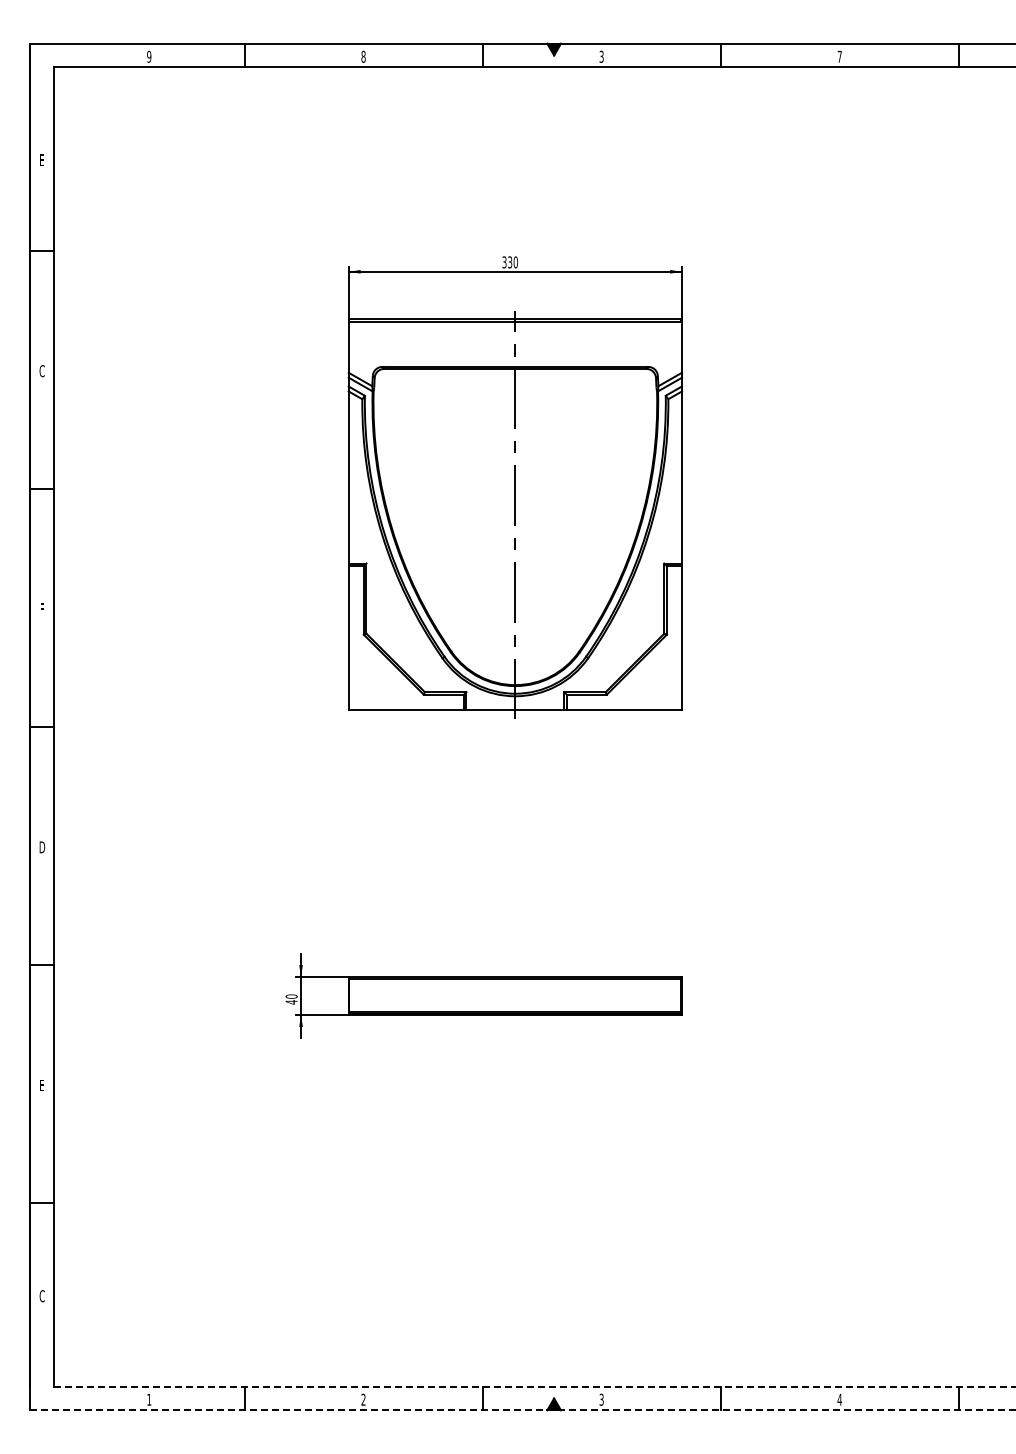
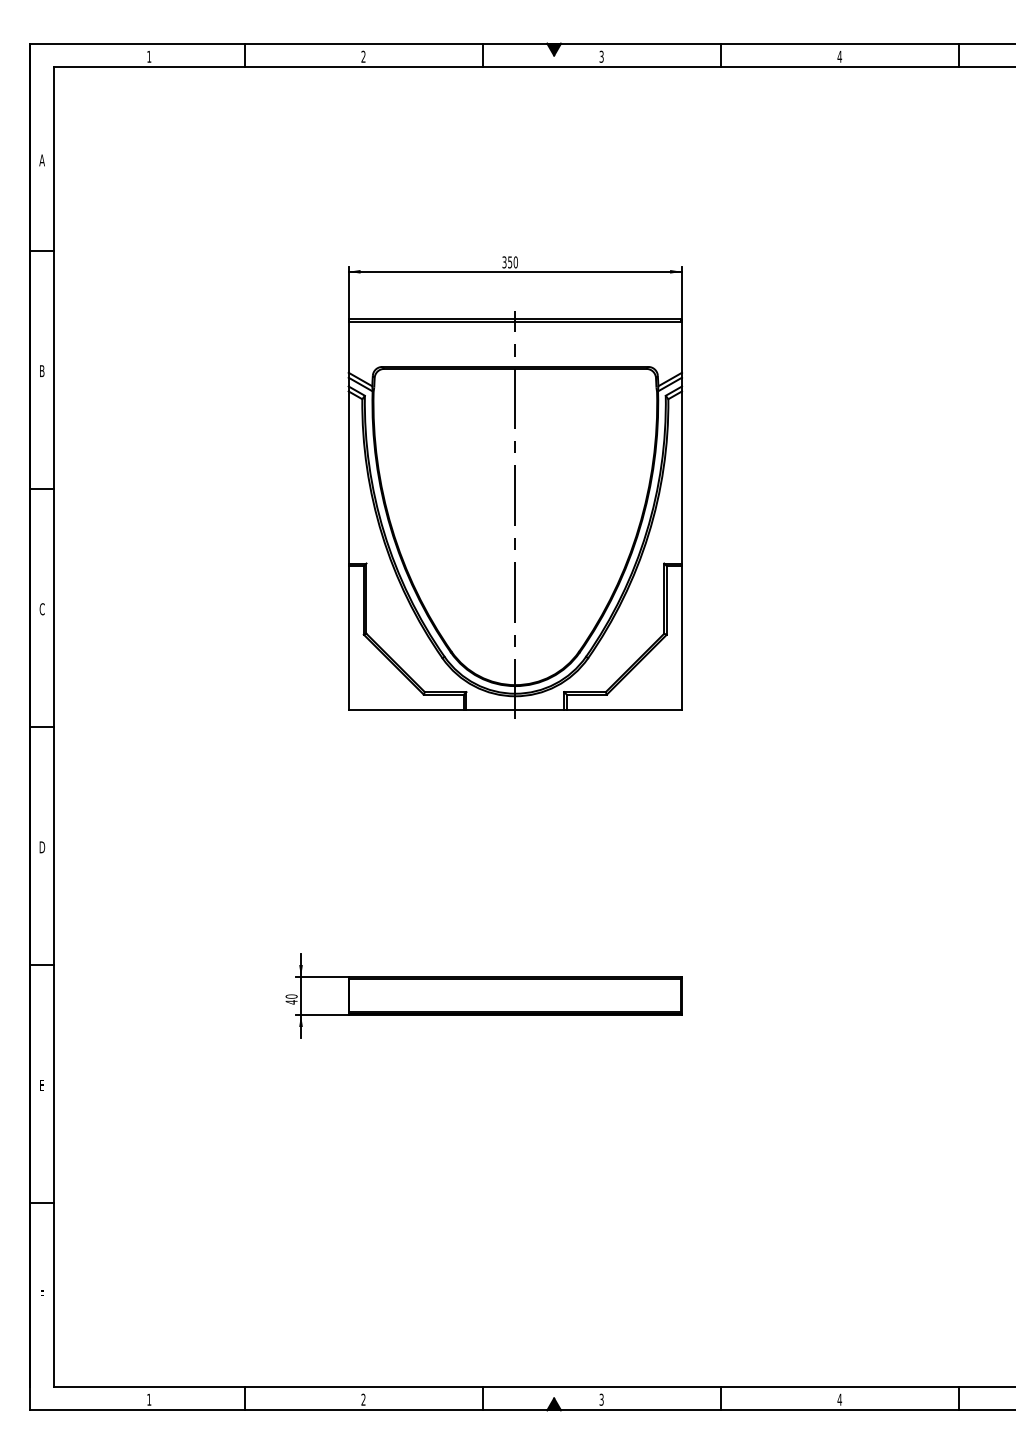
text: 9 -> 1 (149, 56)
text: 8 -> 2 (363, 56)
text: 7 -> 4 (839, 56)
text: E -> A (41, 160)
text: 330 -> 350 (510, 261)
text: C -> B (41, 371)
text: F -> C (41, 609)
text: C -> F (41, 1296)
line: dashed -> solid (534, 1386)
line: dashed -> solid (523, 1410)
